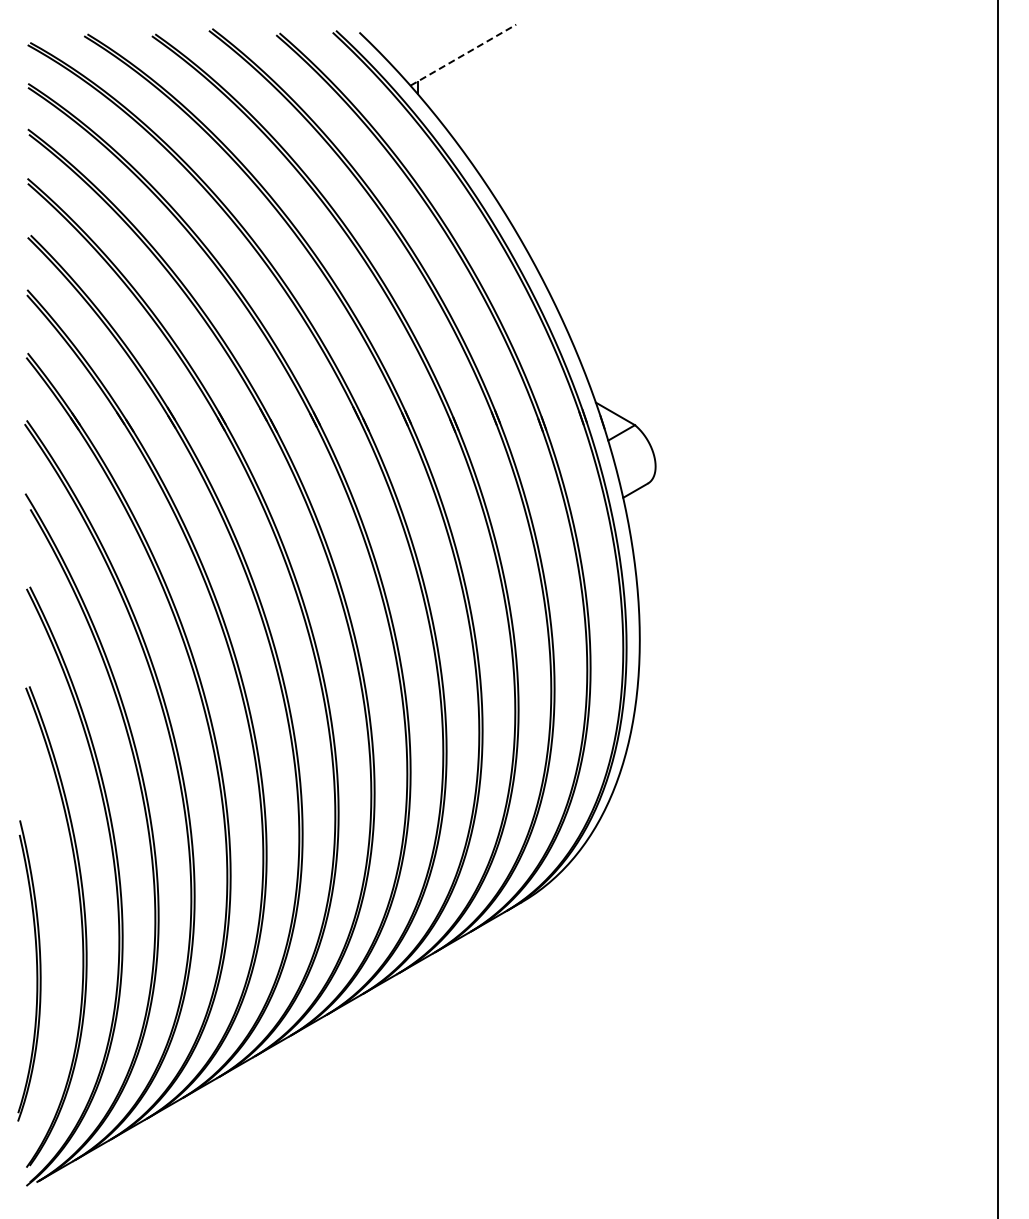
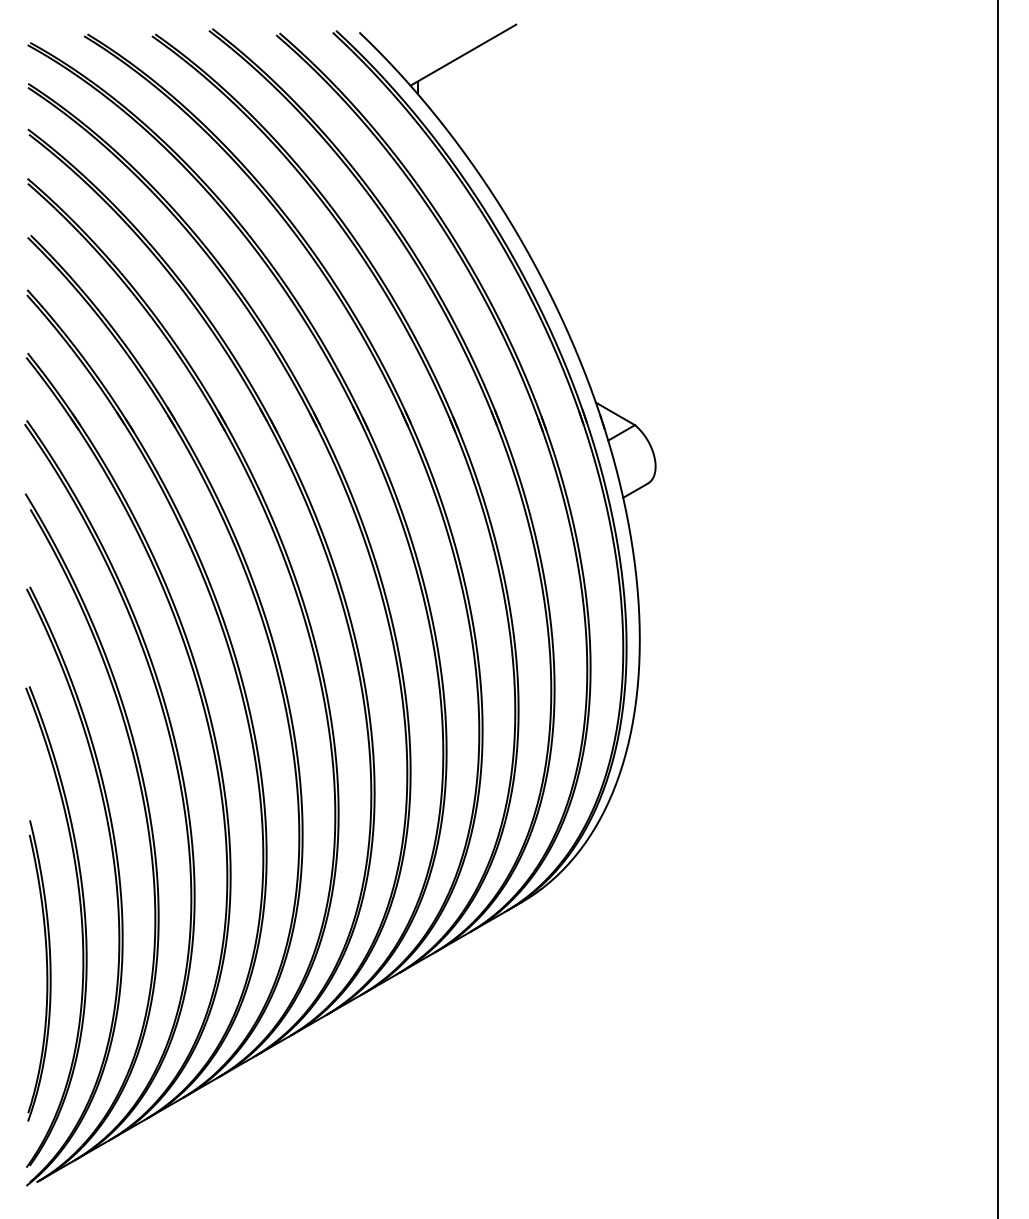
line: dashed -> solid (463, 54)
part position: (36, 970) -> (46, 970) (46, 970)
